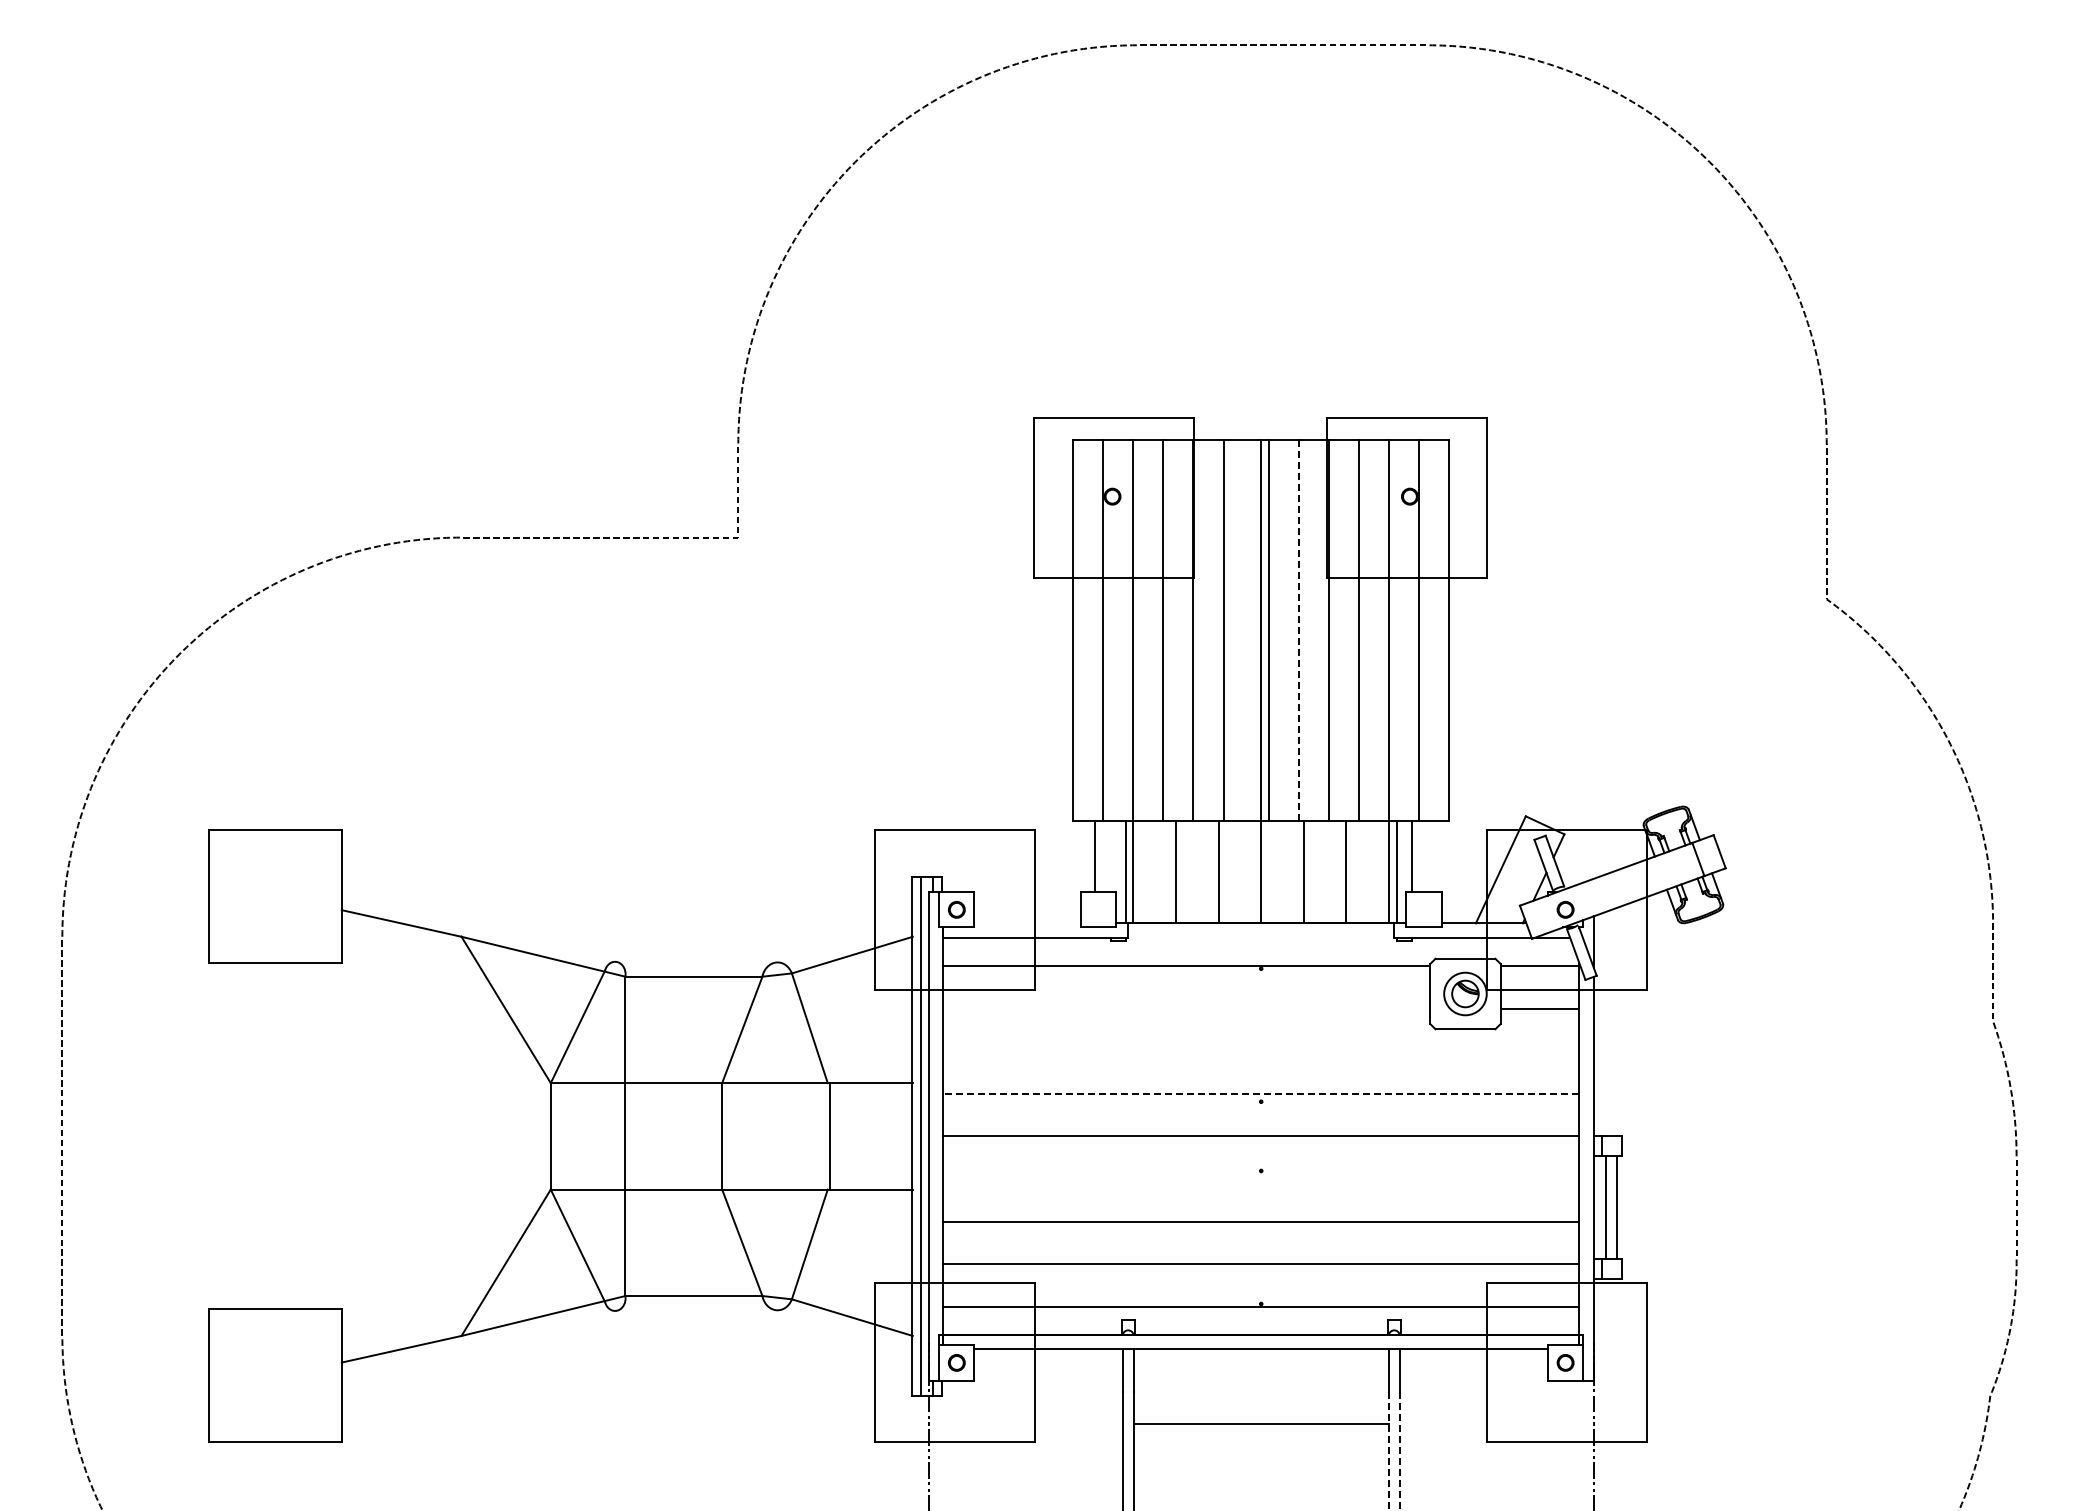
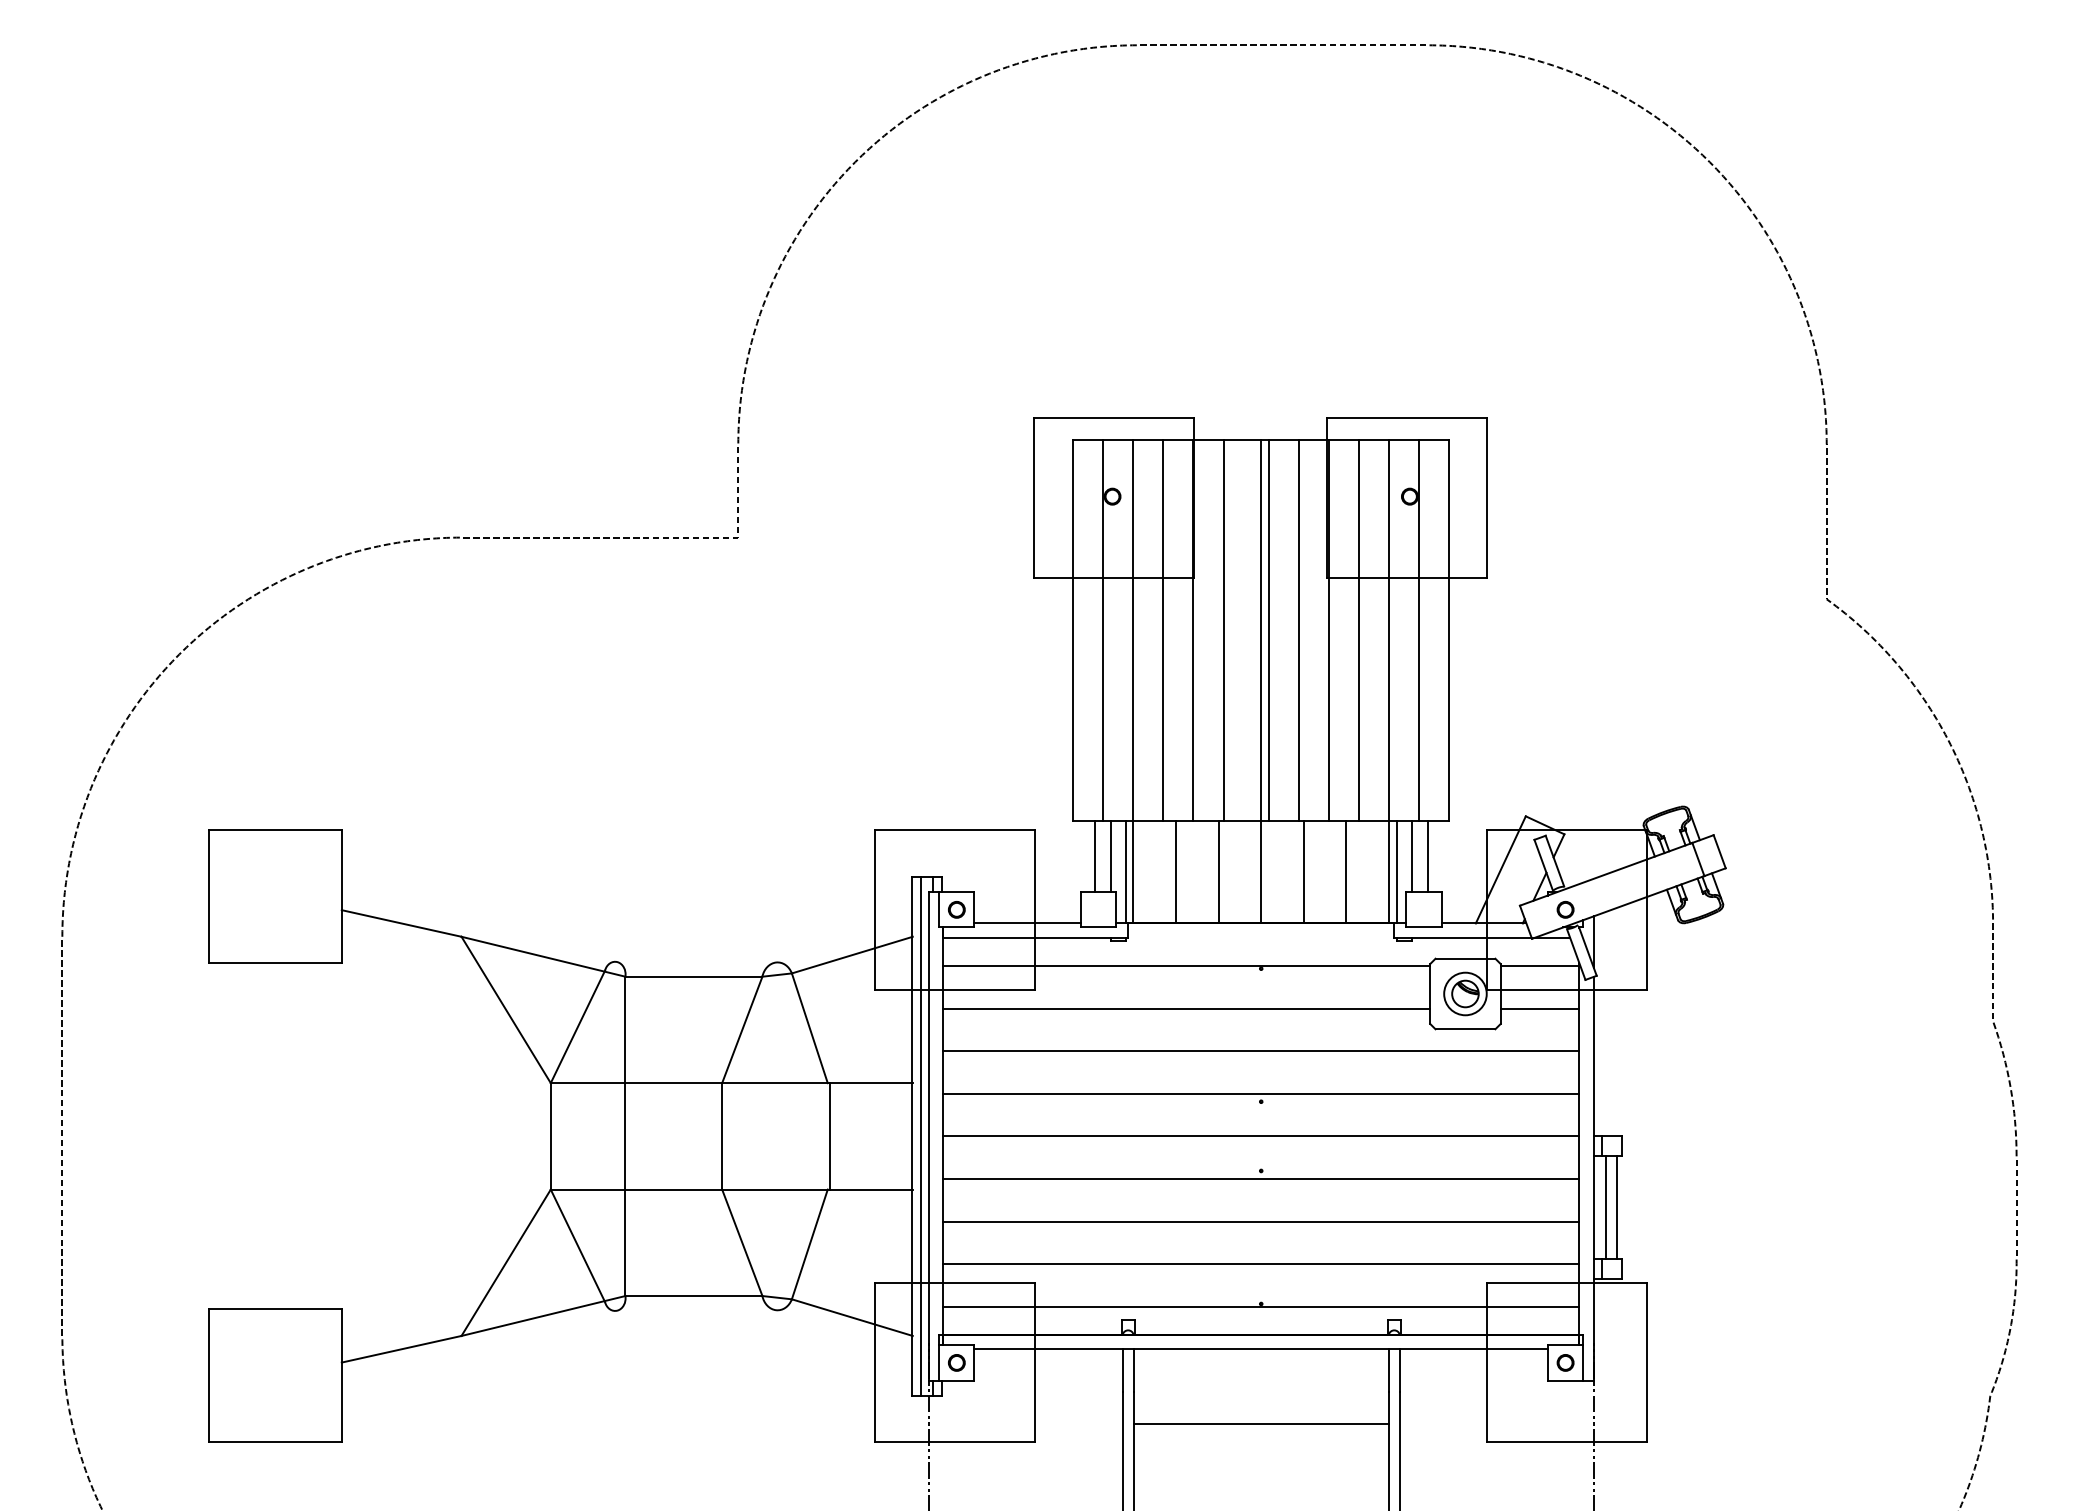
line: dashed -> solid (1298, 630)
line: none -> present (1110, 856)
line: none -> present (1427, 856)
line: none -> present (1027, 923)
line: none -> present (1186, 1008)
line: none -> present (1261, 1051)
line: dashed -> solid (1260, 1093)
line: none -> present (1261, 1178)
line: dashed -> solid (1388, 1451)
line: dashed -> solid (1399, 1451)
